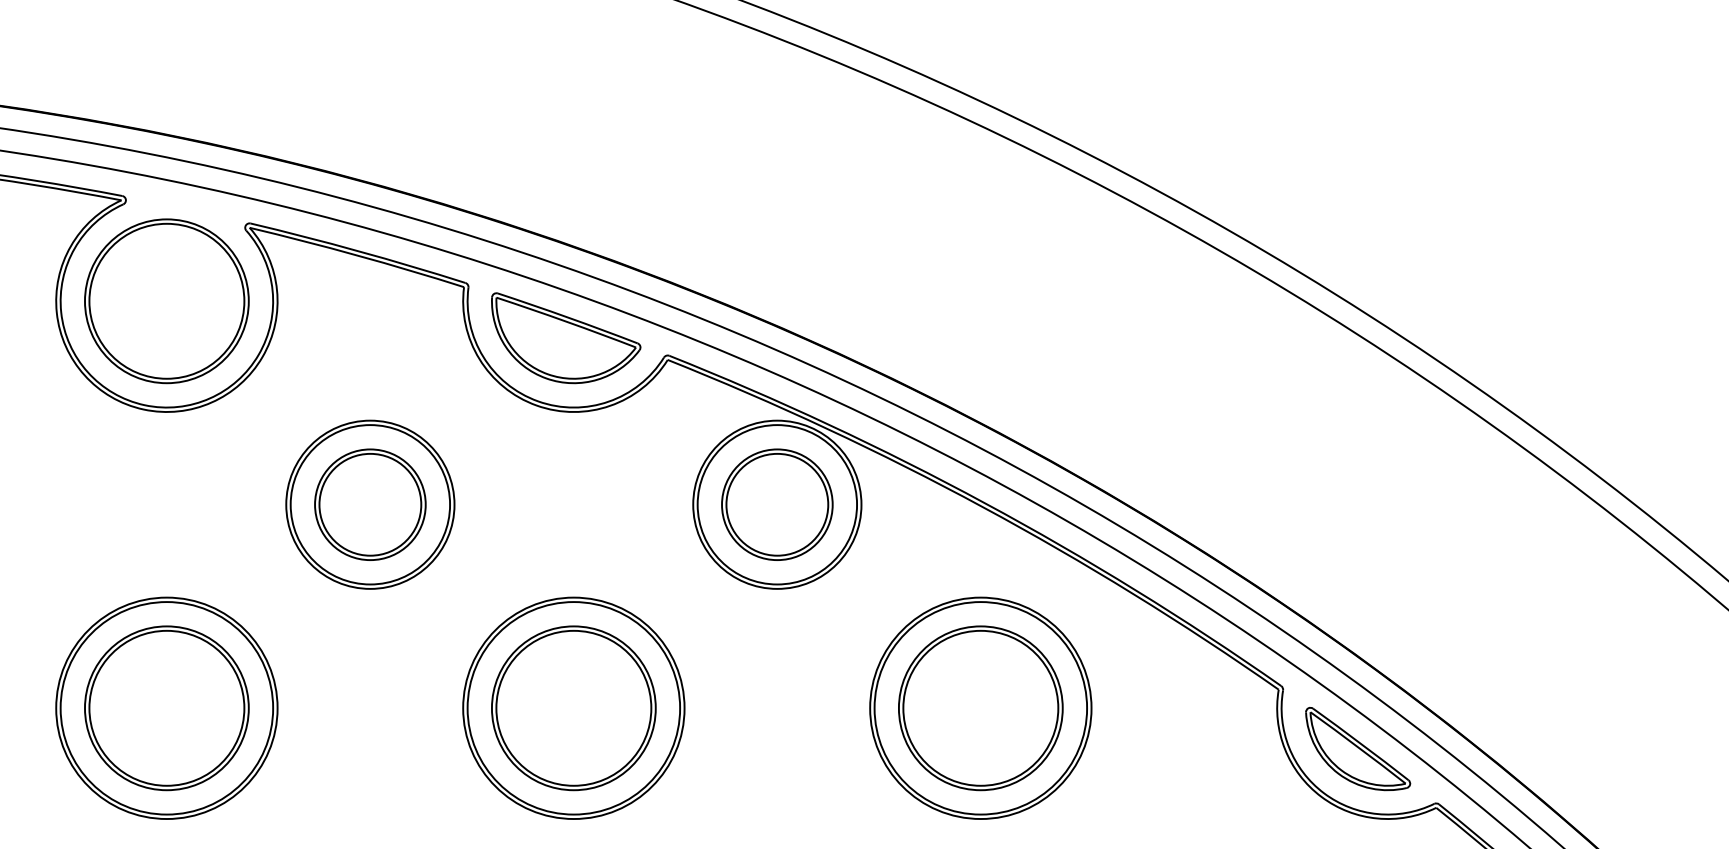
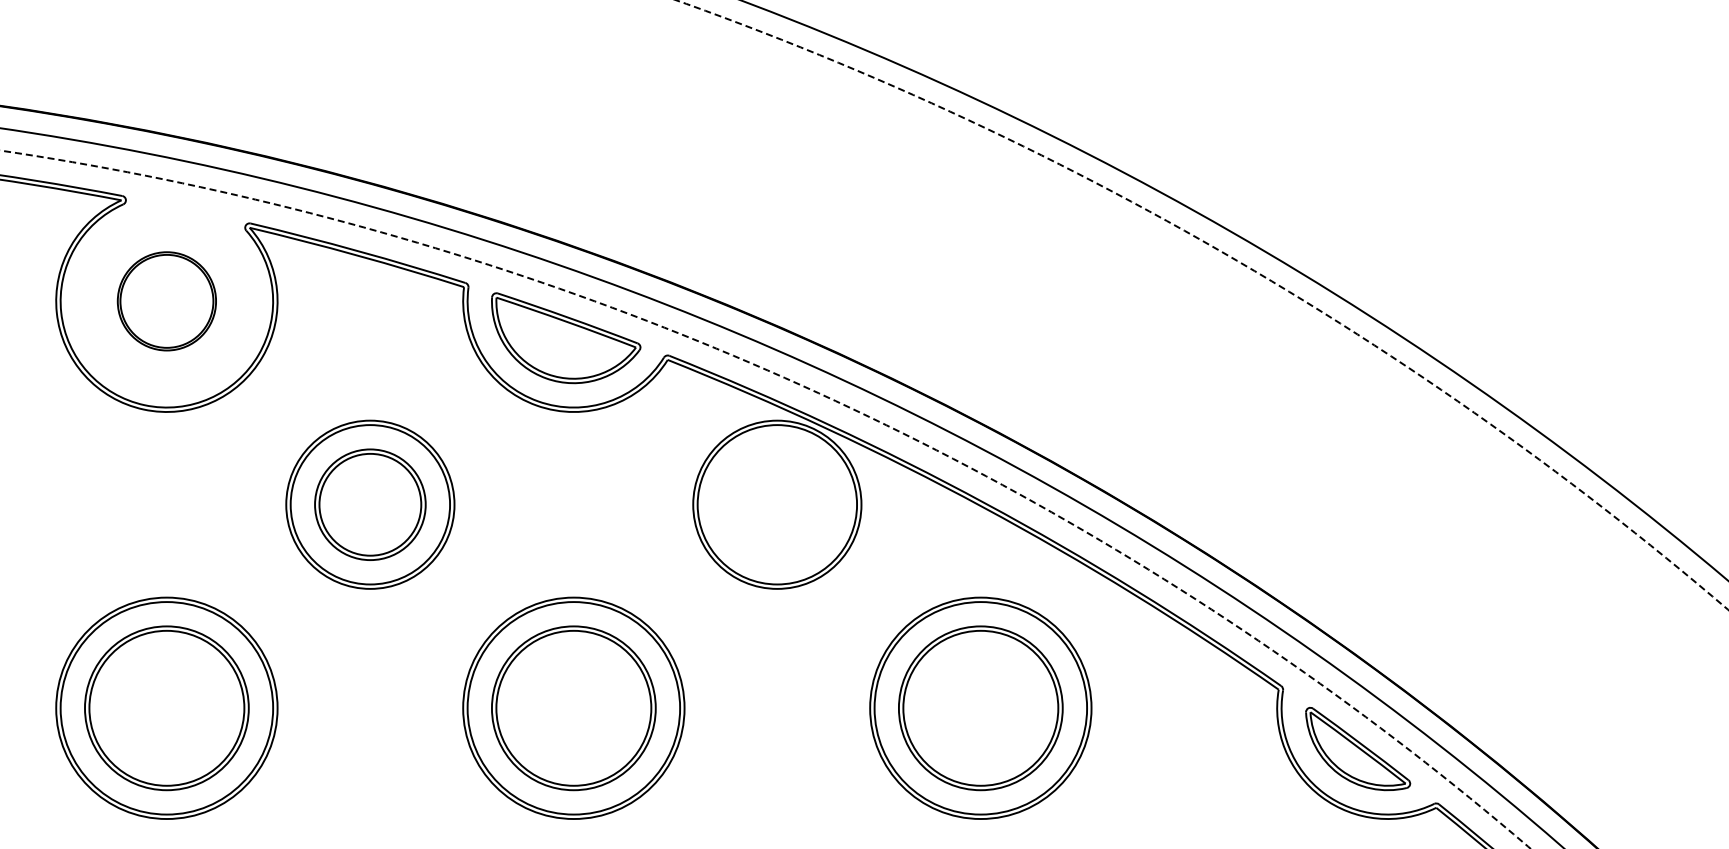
arc: solid -> dashed (1230, 256)
part size: 166x167 px -> 101x101 px (166, 301)
arc: solid -> dashed (814, 391)
part: present -> none (777, 504)
